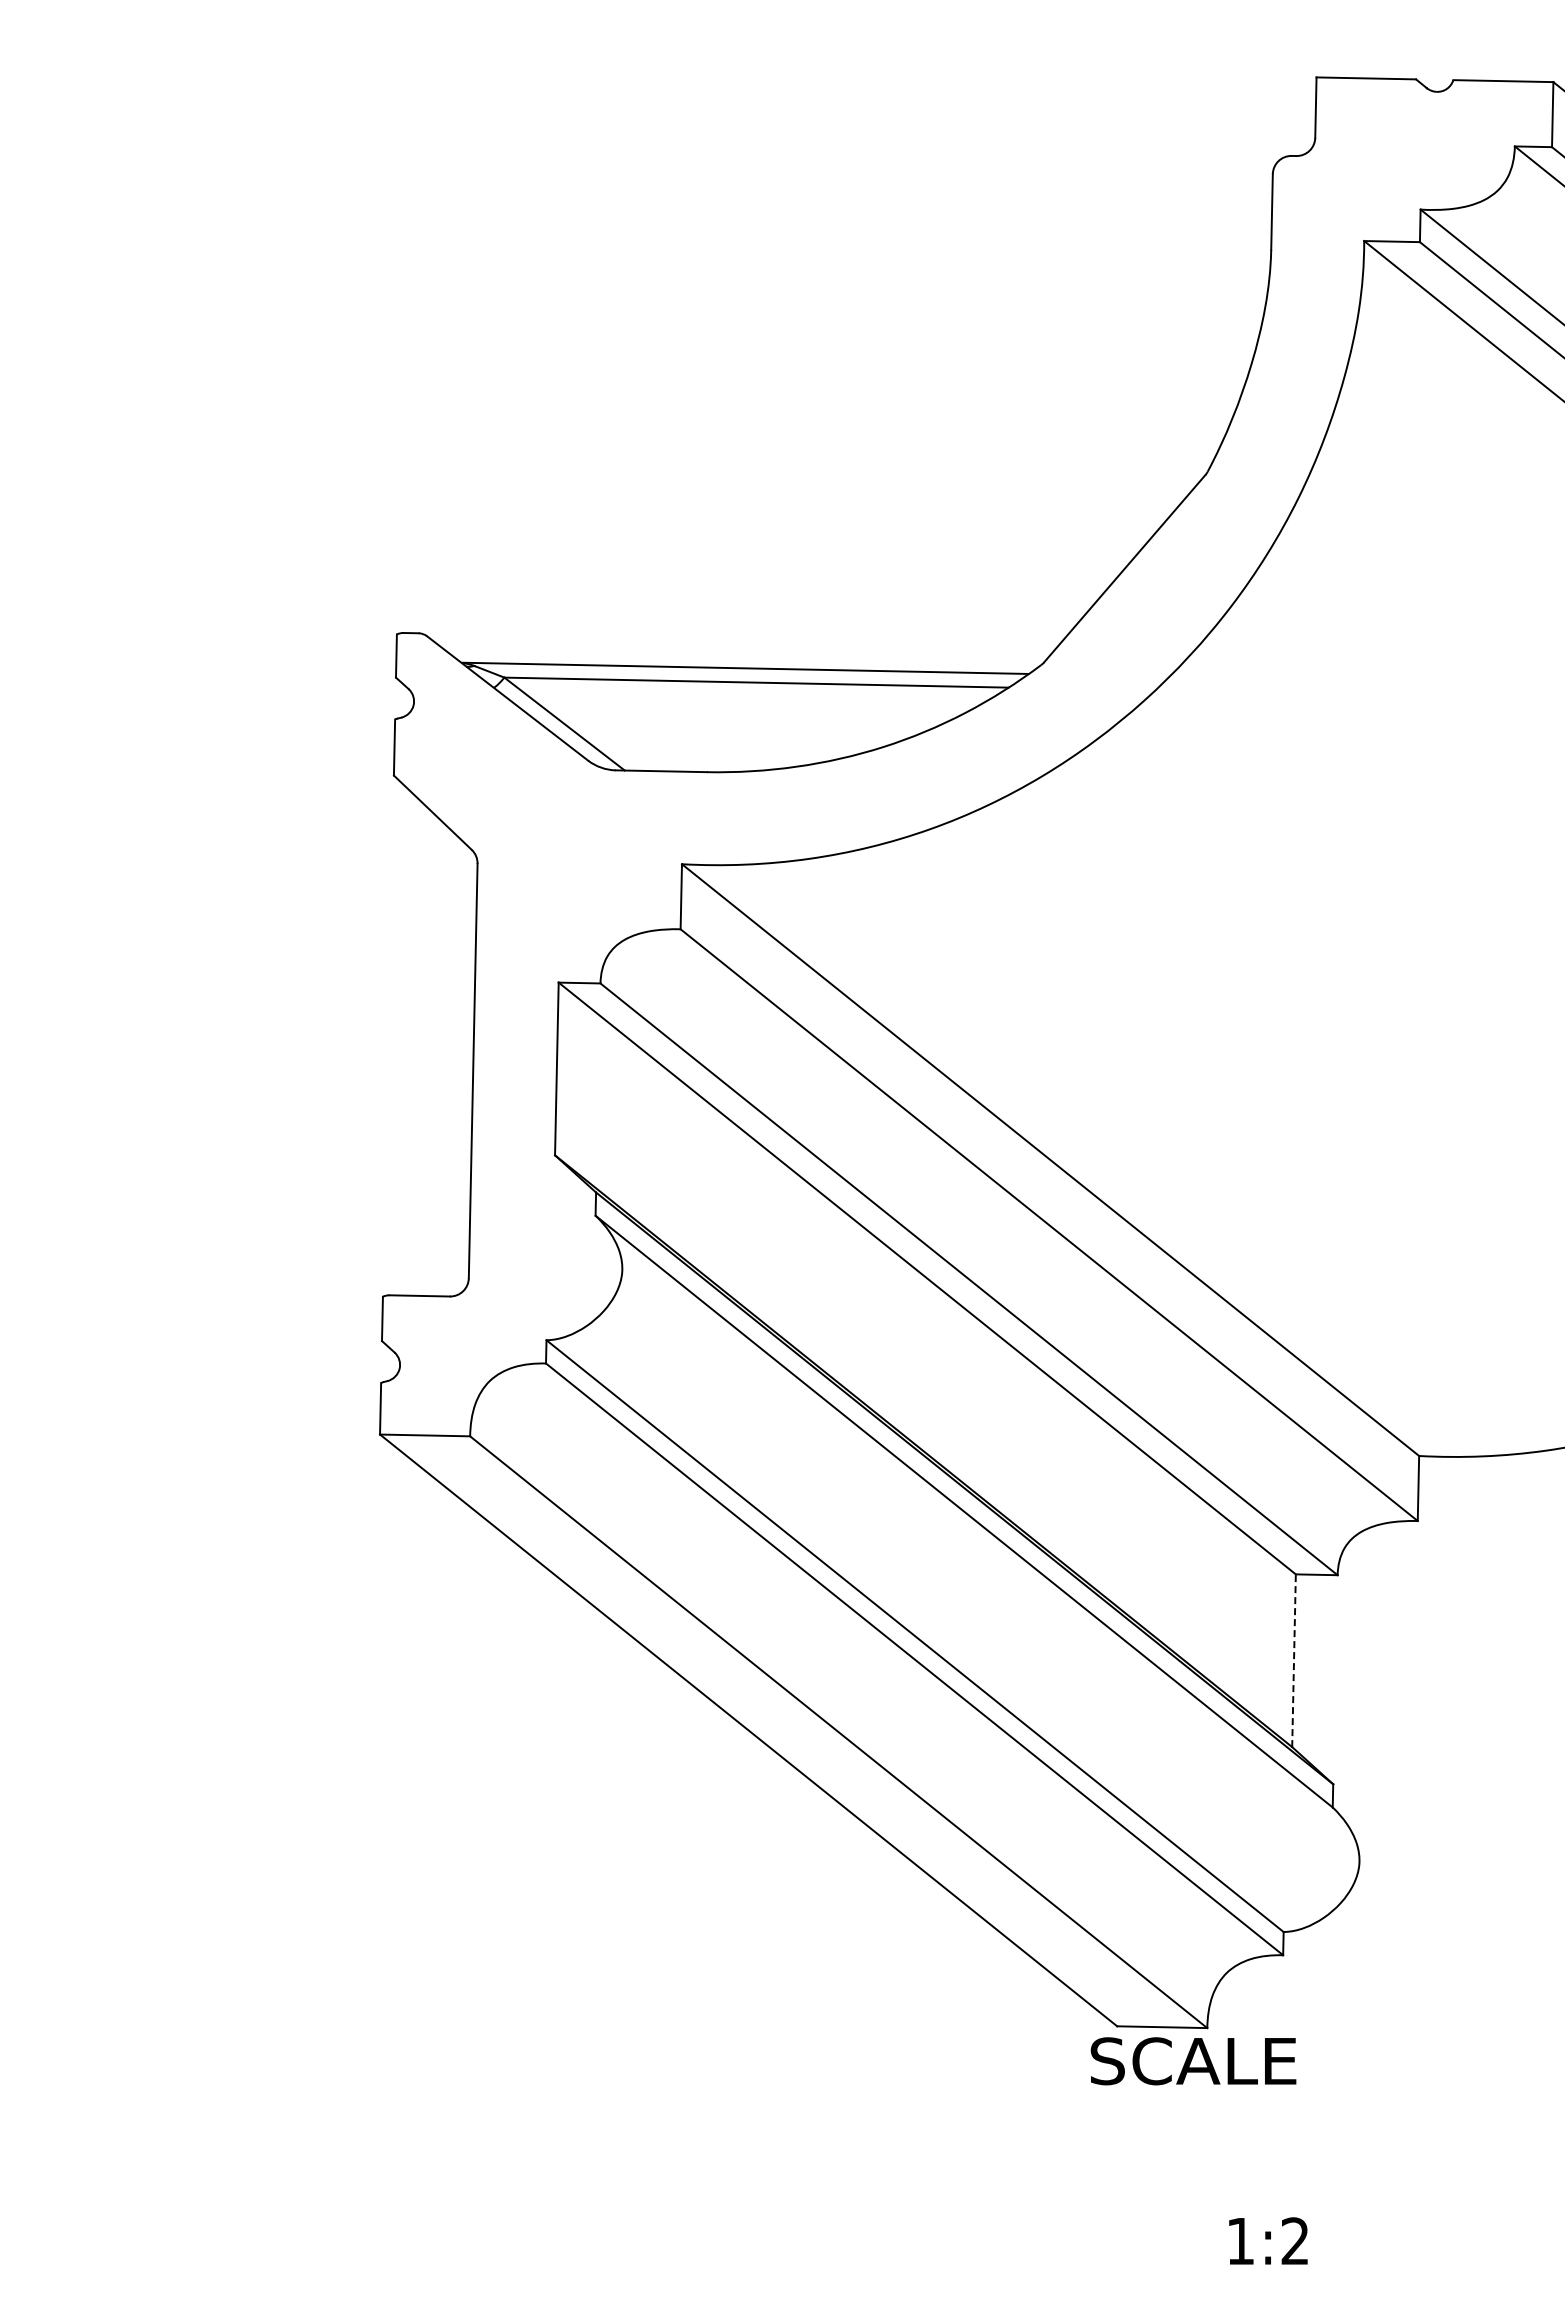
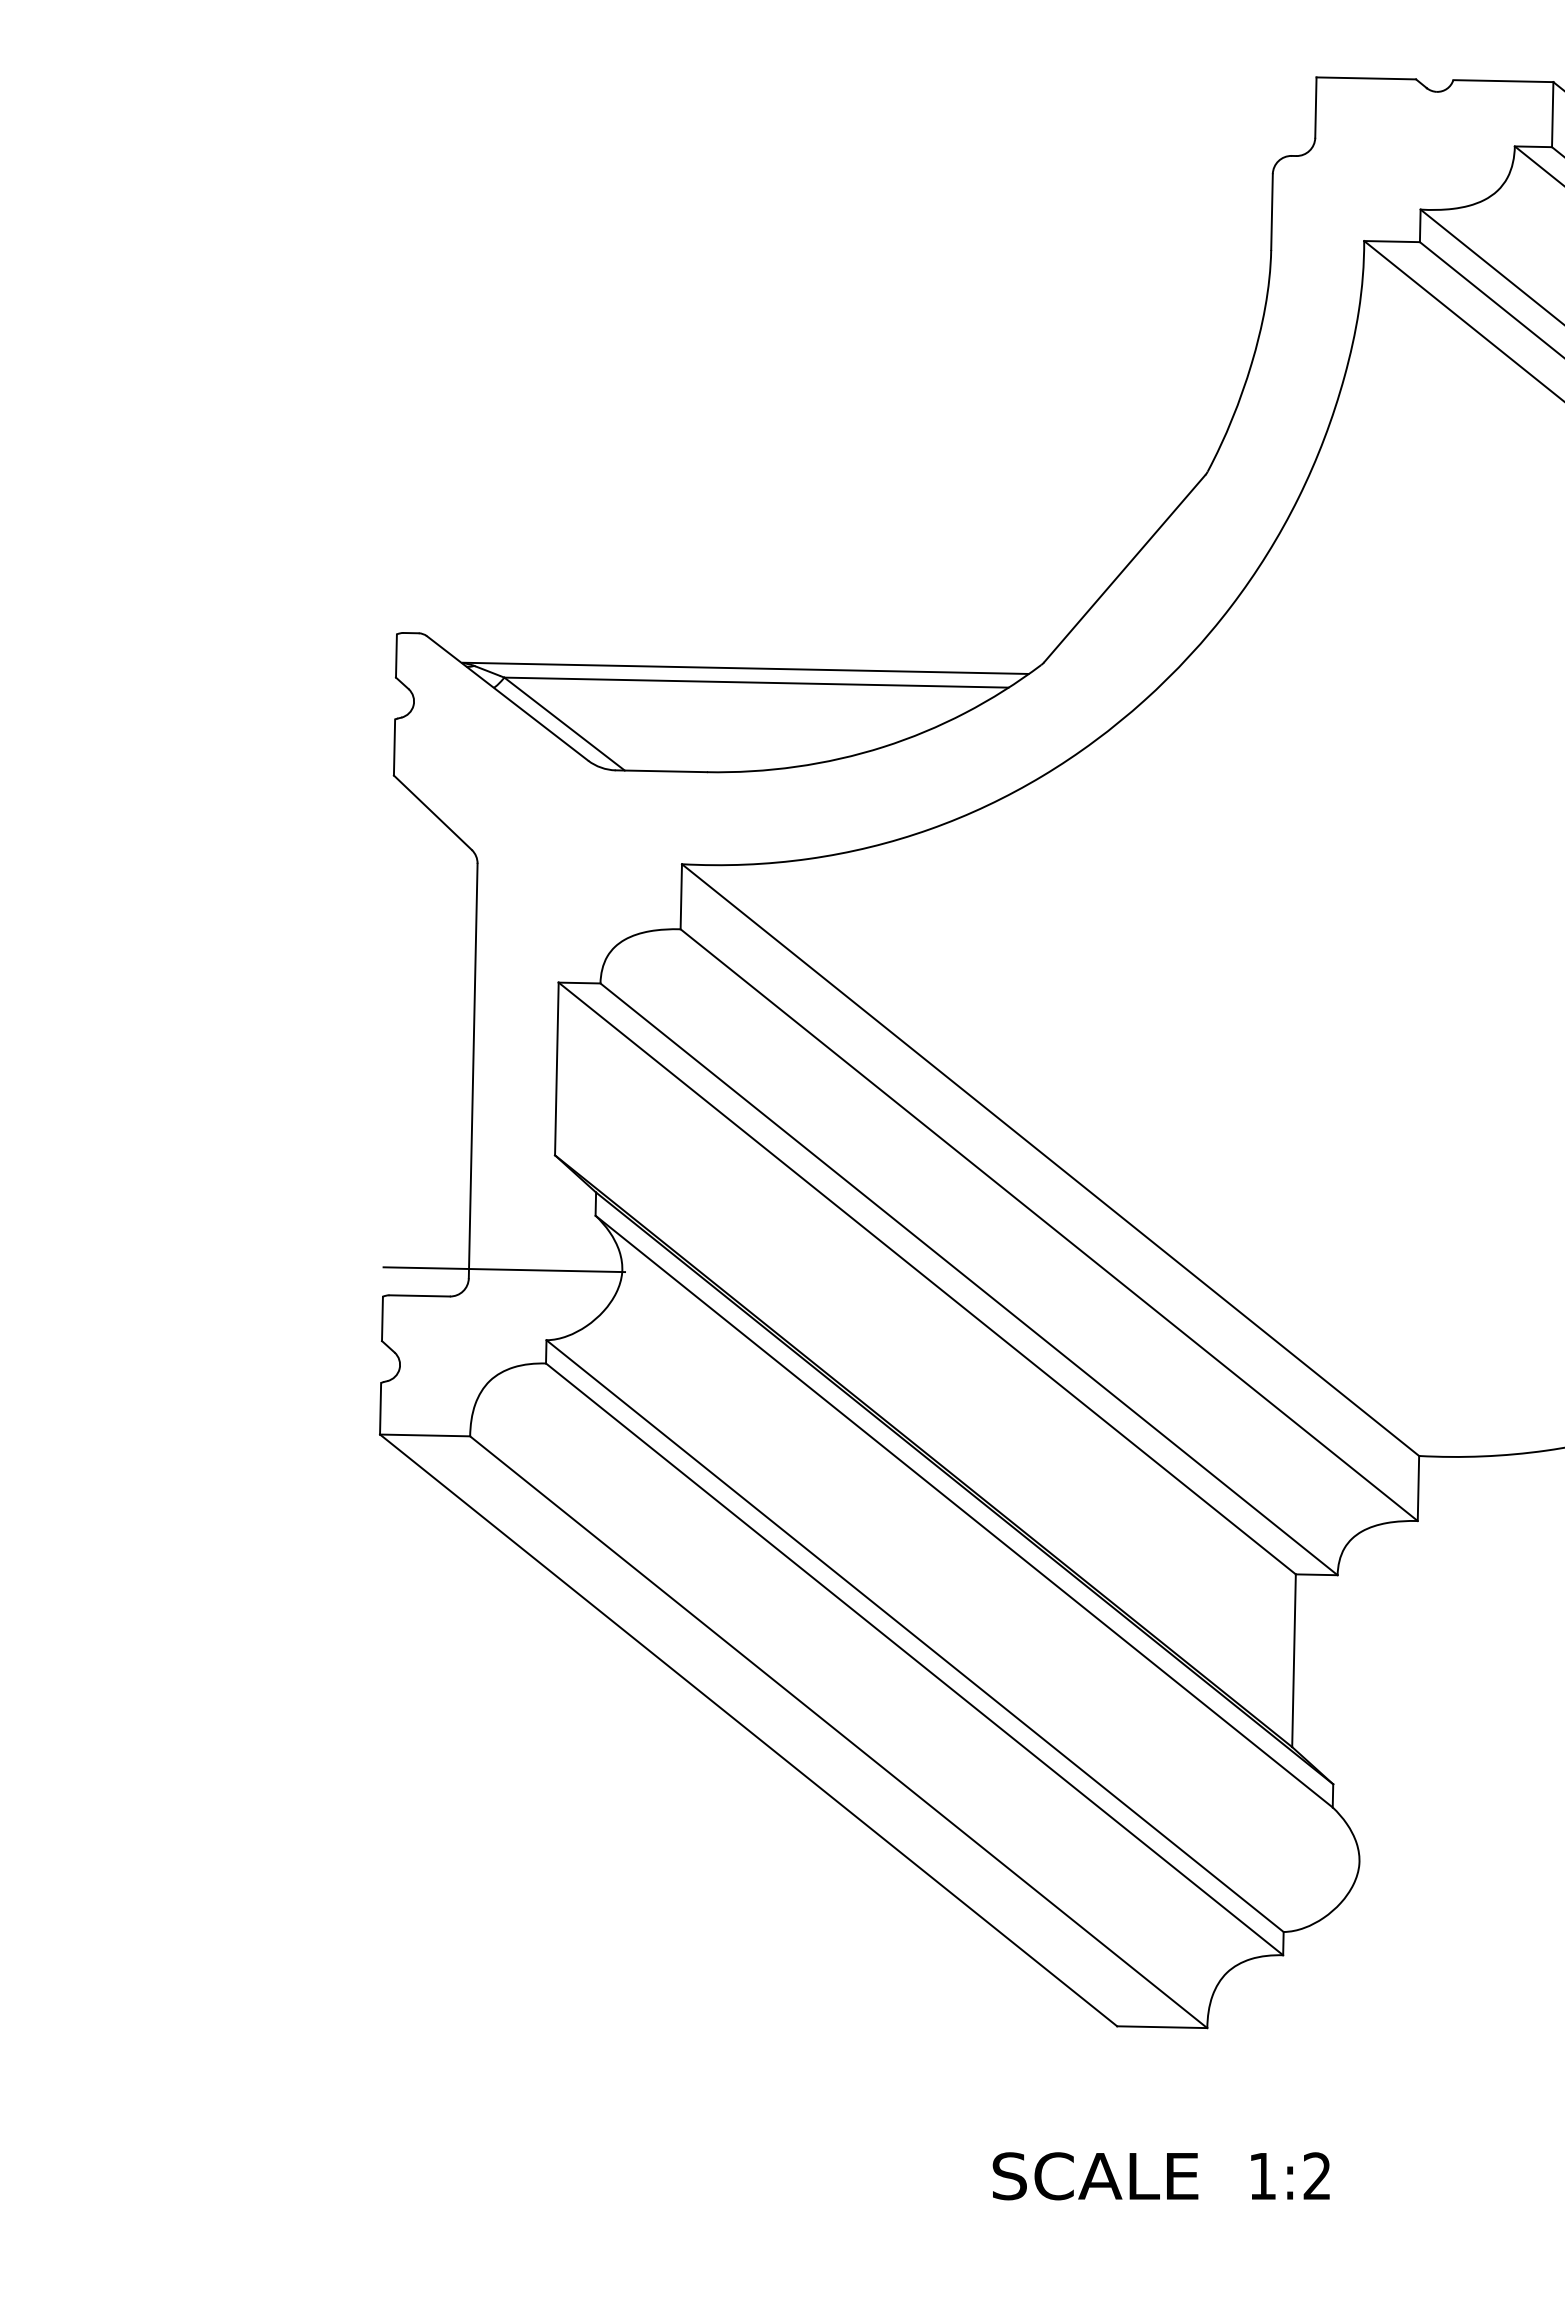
line: none -> present (504, 1269)
line: dashed -> solid (1294, 1660)
text position: (1193, 2061) -> (1095, 2176) (1095, 2176)
text position: (1268, 2240) -> (1290, 2175) (1290, 2175)
